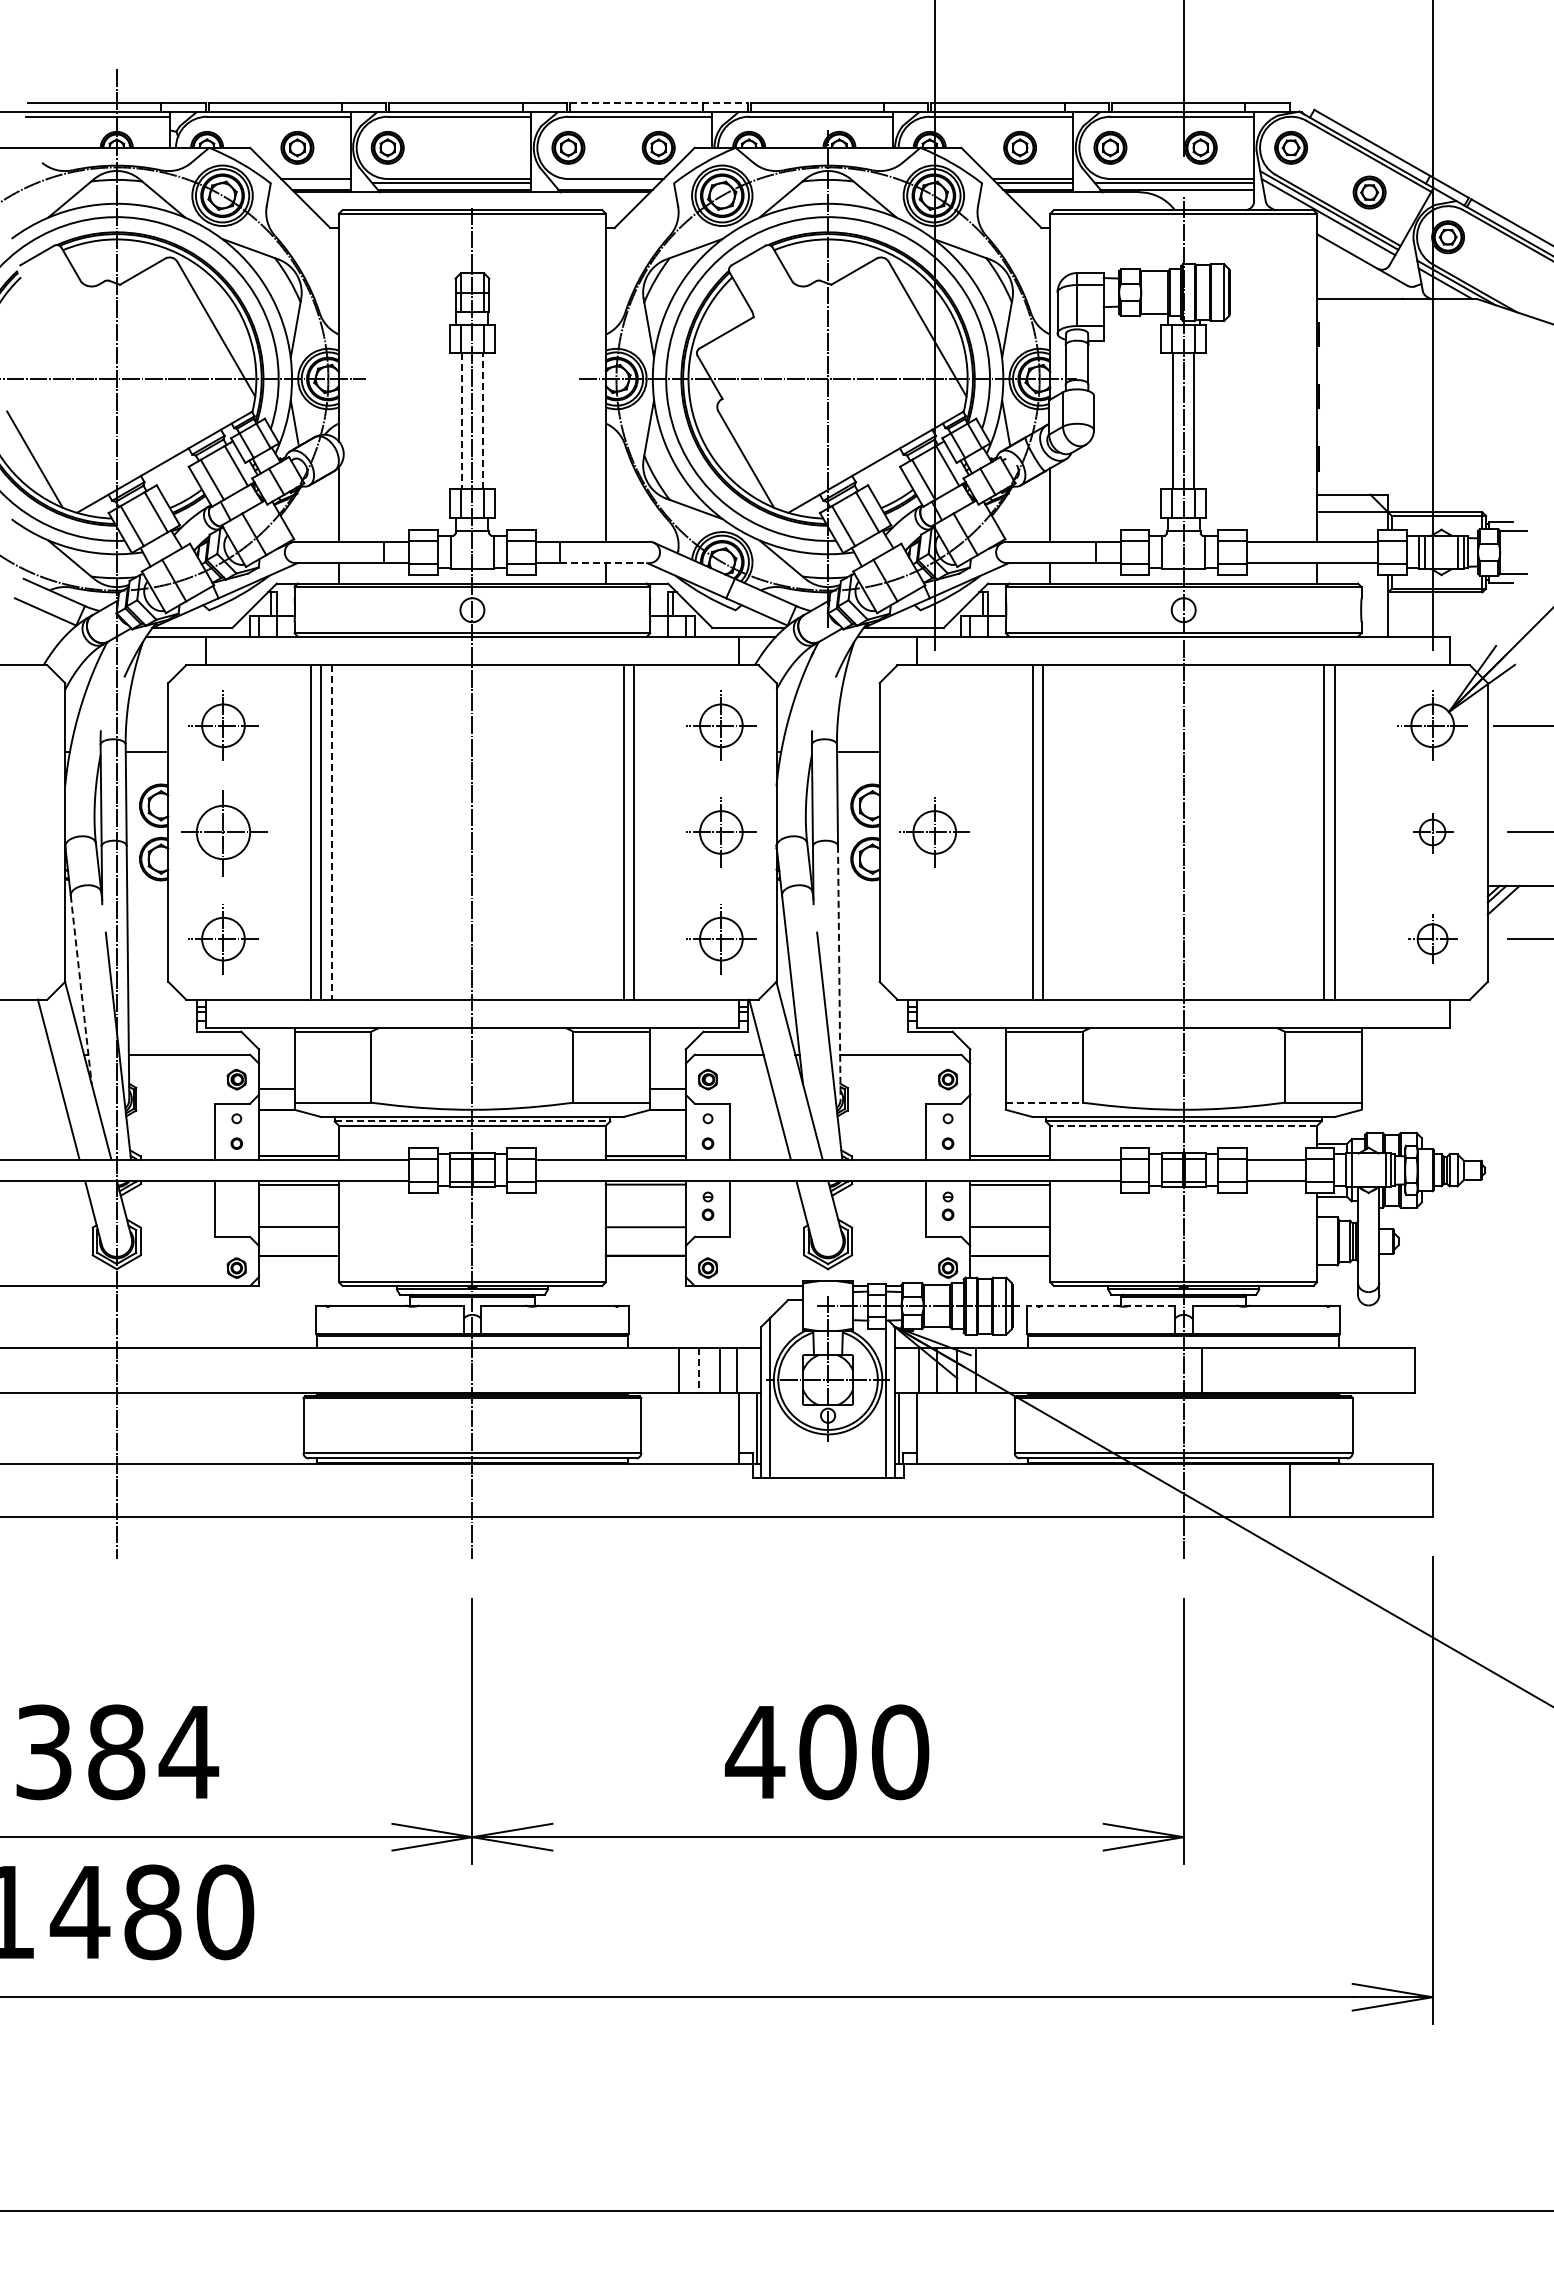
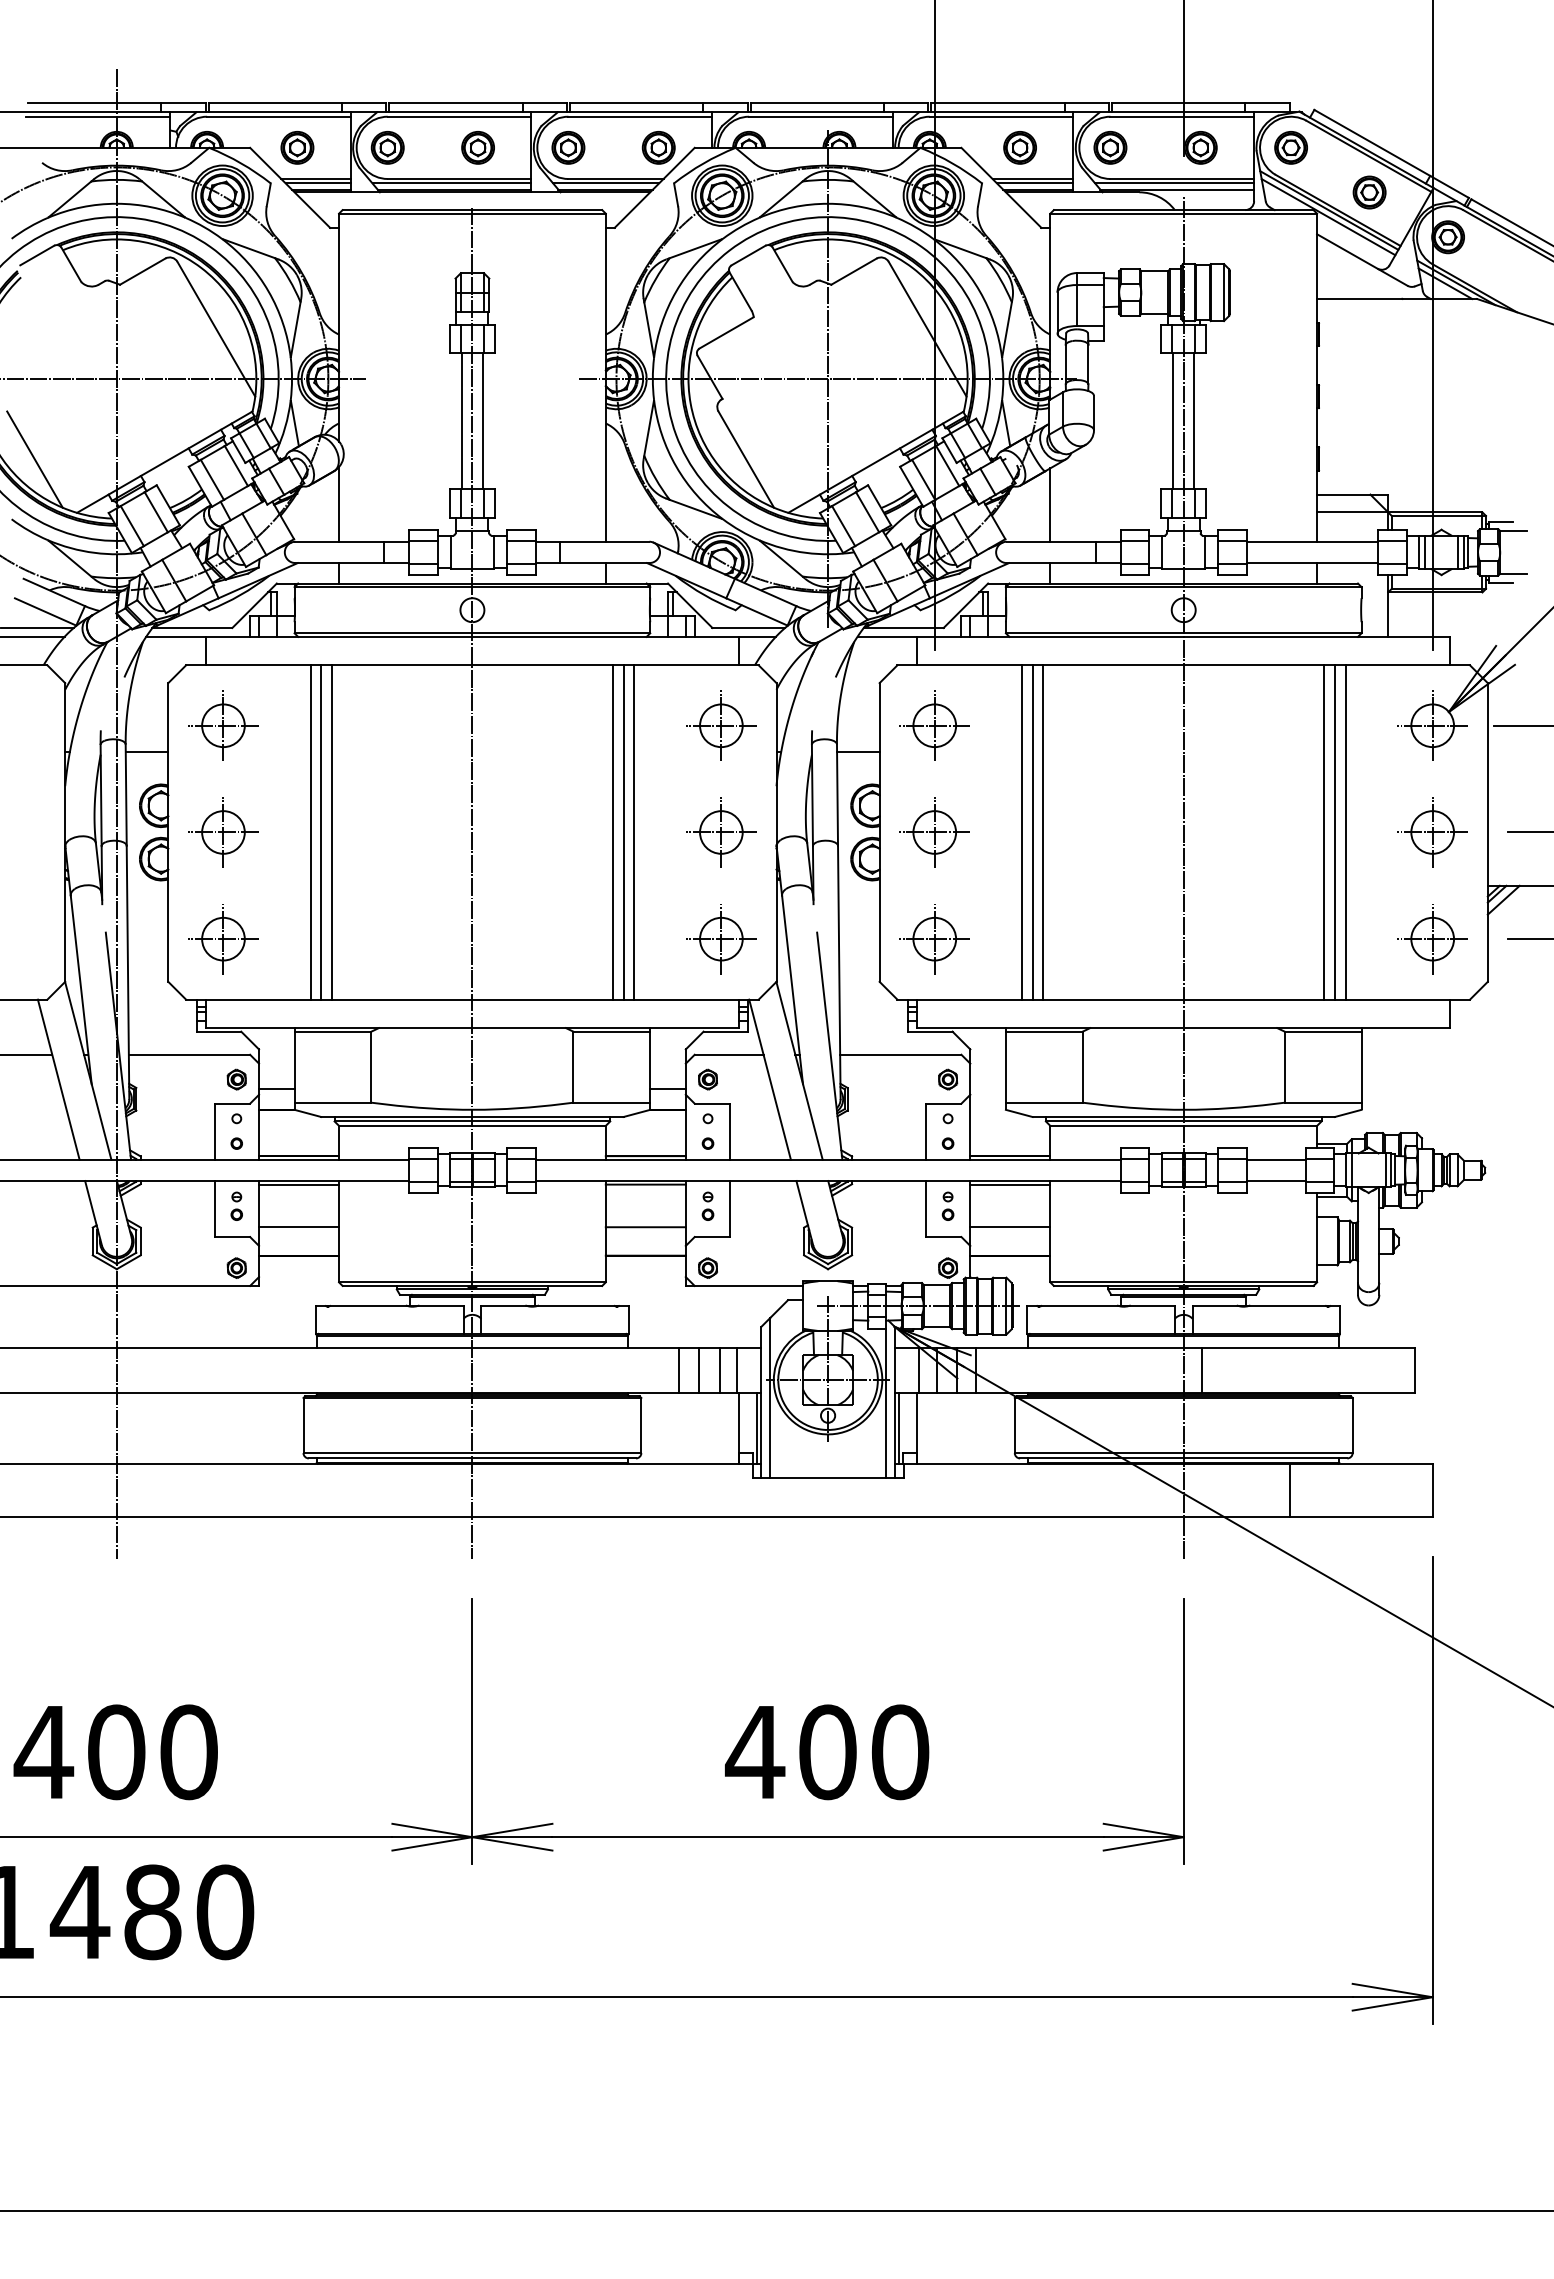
line: dashed -> solid (658, 103)
part: none -> present (477, 147)
line: none -> present (317, 183)
line: none -> present (606, 183)
line: dashed -> solid (483, 420)
line: dashed -> solid (461, 421)
line: dashed -> solid (605, 563)
line: none -> present (37, 627)
line: none -> present (33, 636)
part: none -> present (934, 725)
line: dashed -> solid (331, 832)
line: none -> present (612, 832)
line: none -> present (1021, 832)
line: none -> present (1345, 832)
part size: 87x87 px -> 71x71 px (223, 832)
part size: 41x41 px -> 71x71 px (1432, 832)
part size: 50x50 px -> 71x71 px (1432, 939)
part: none -> present (934, 939)
line: dashed -> solid (839, 972)
line: dashed -> solid (81, 989)
line: none -> present (27, 1054)
line: dashed -> solid (1044, 1102)
line: dashed -> solid (472, 1121)
line: dashed -> solid (1183, 1125)
part: none -> present (236, 1205)
line: dashed -> solid (1101, 1305)
line: dashed -> solid (699, 1370)
text: 384 -> 400 (116, 1752)
